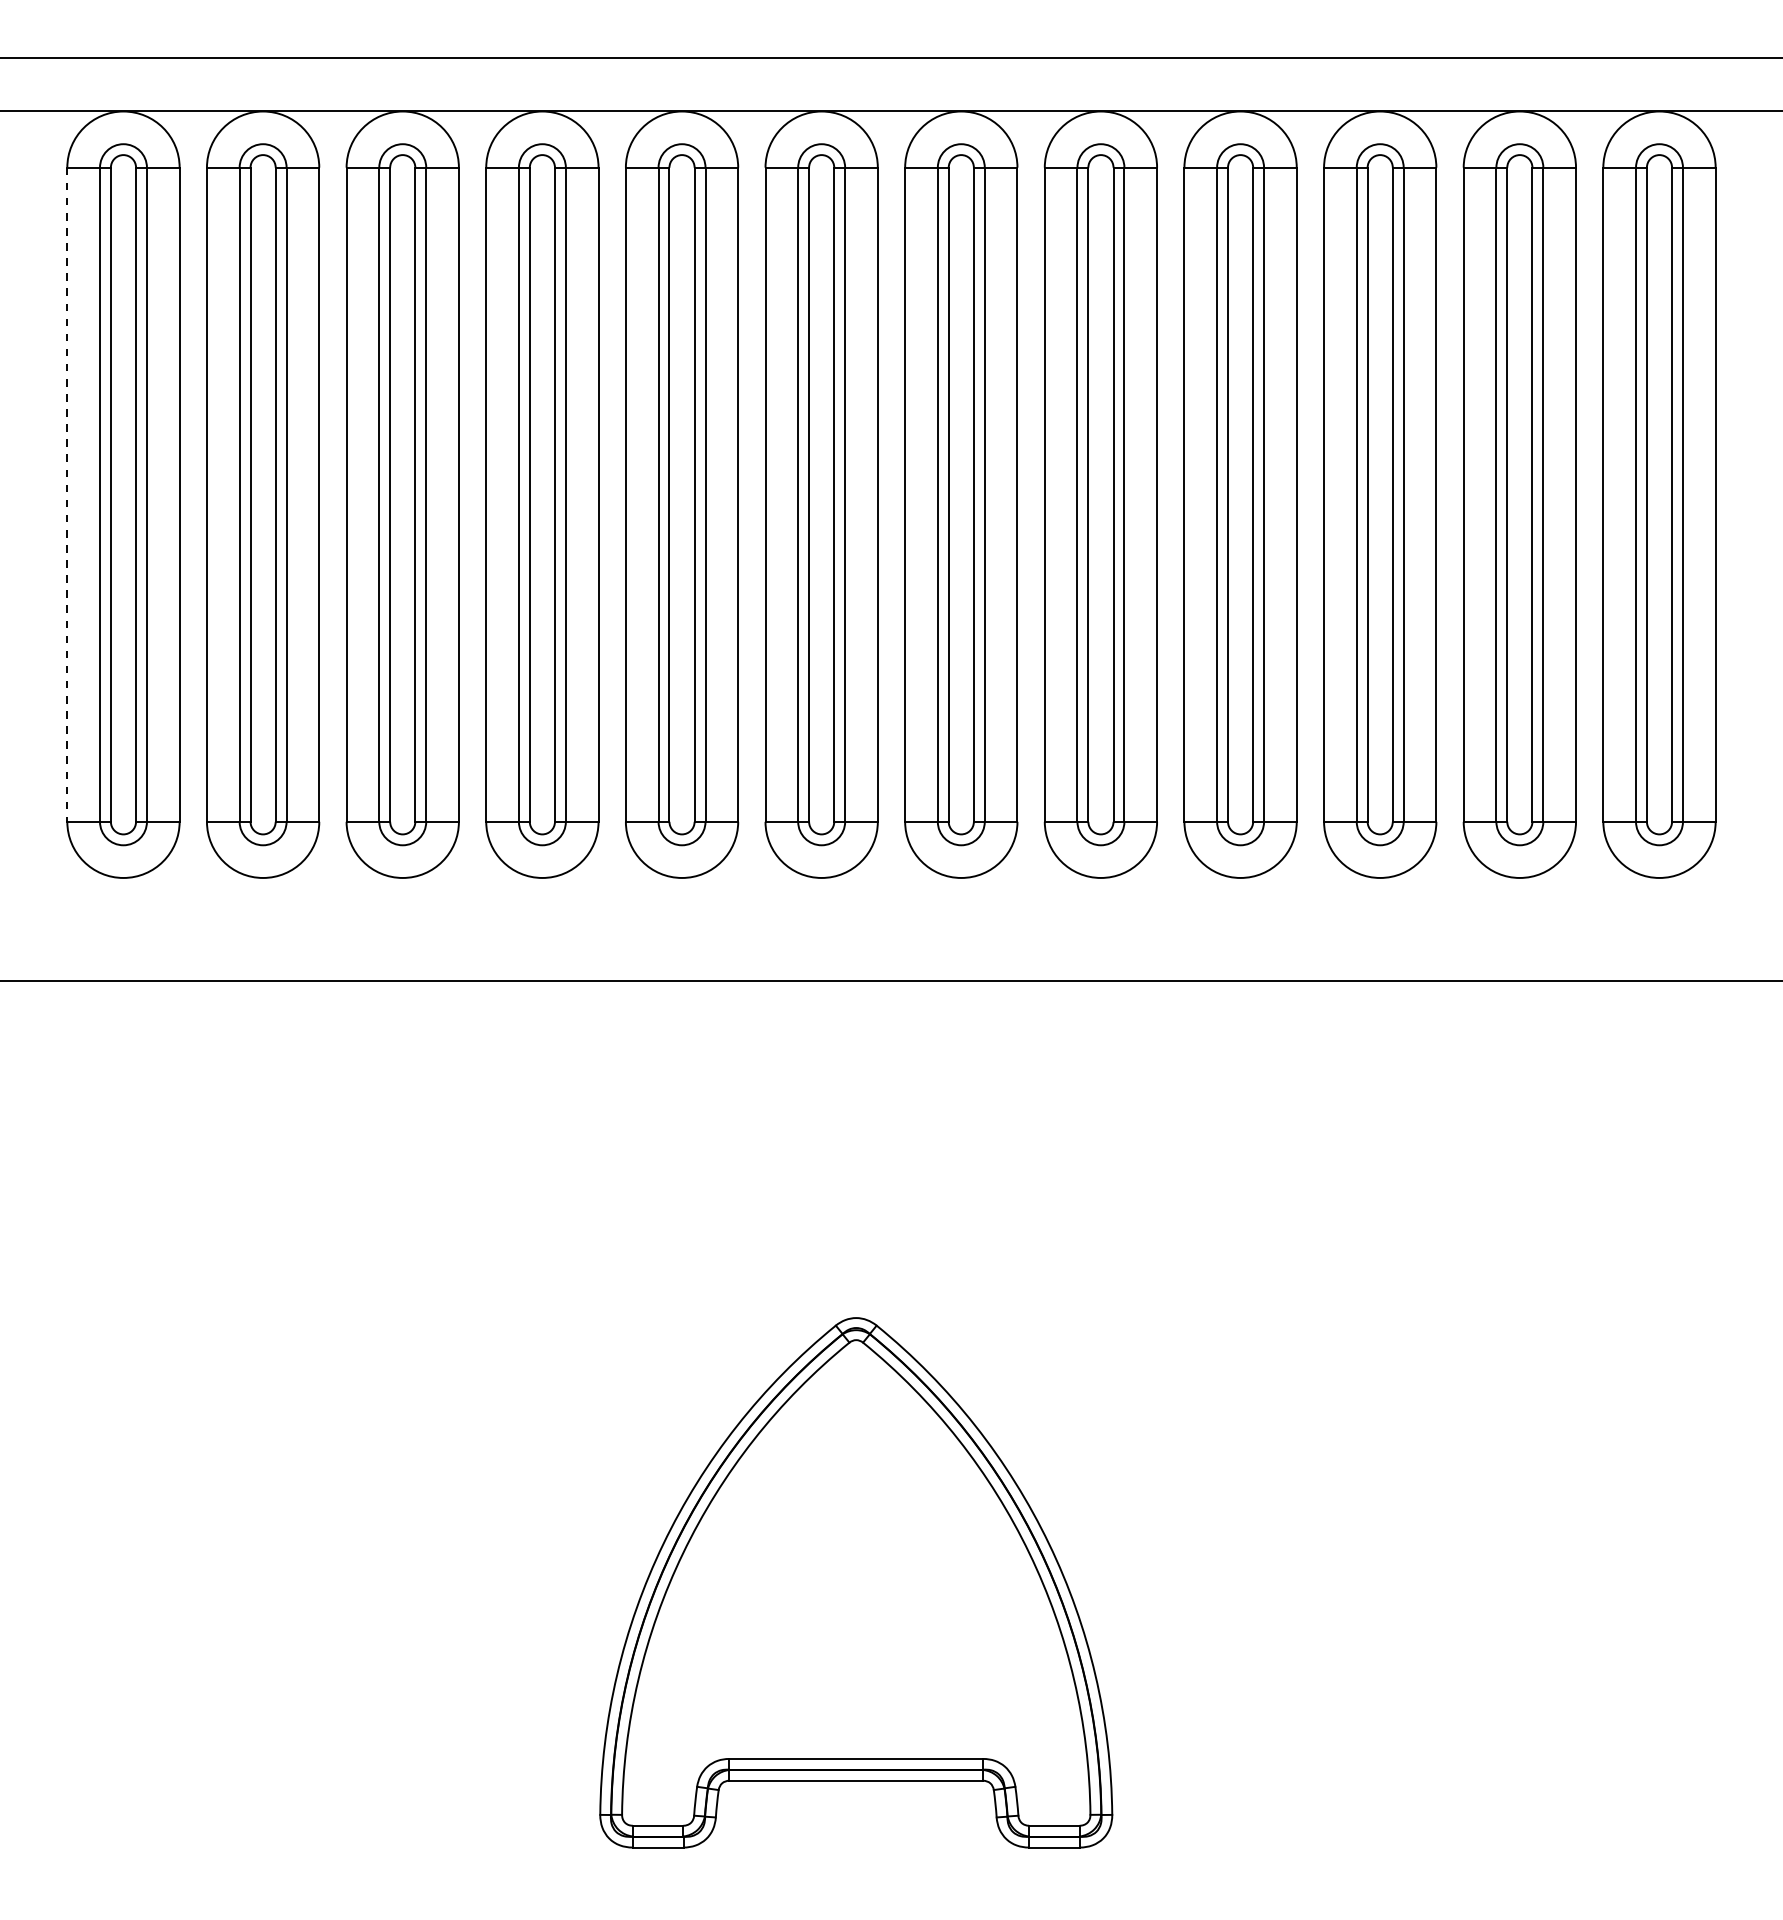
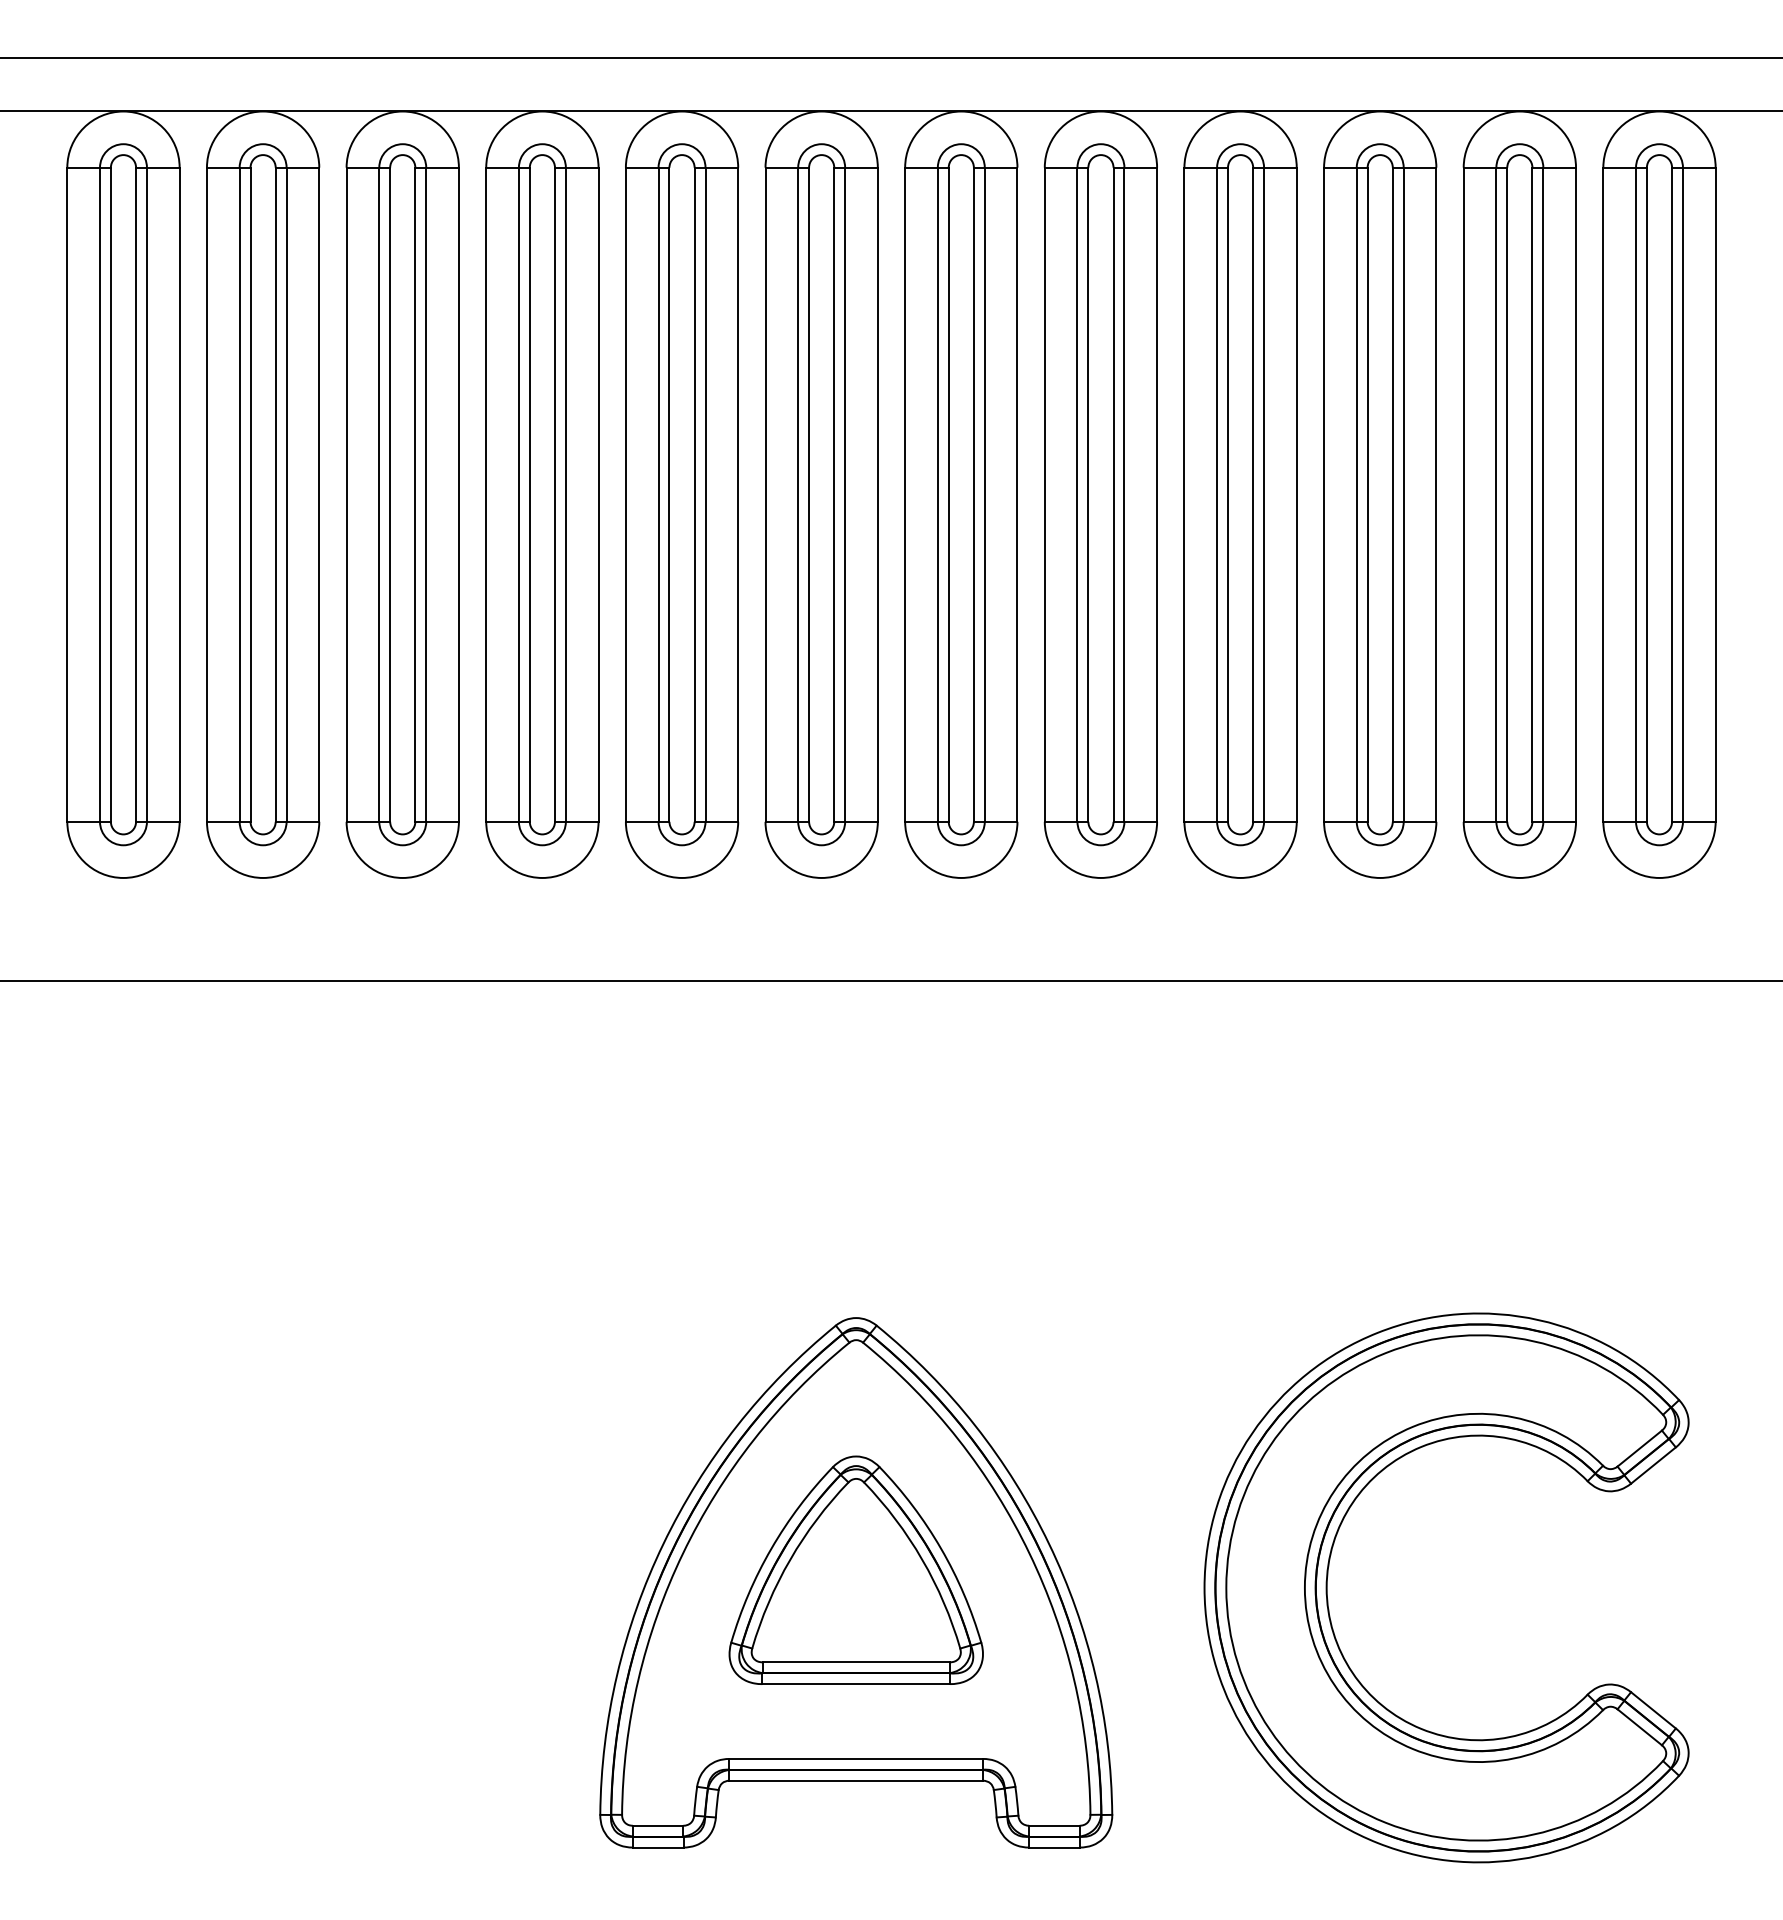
line: dashed -> solid (67, 495)
part: none -> present (855, 1569)
part: none -> present (1328, 1576)
